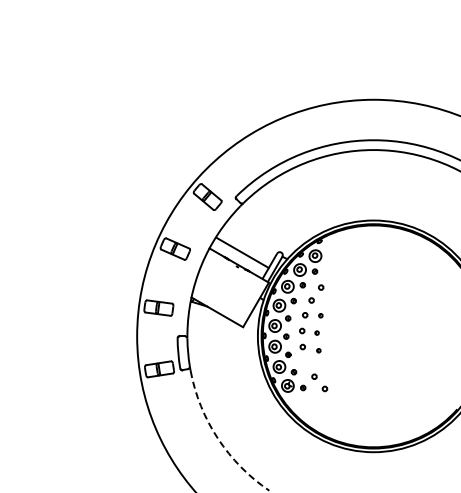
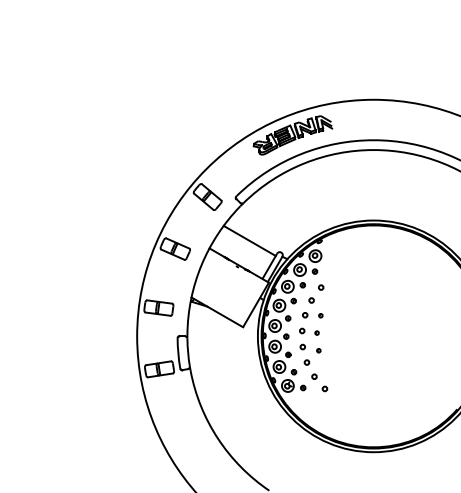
part: none -> present (292, 135)
line position: (242, 252) -> (249, 240) (249, 240)
circle: none -> present (306, 362)
arc: dashed -> solid (218, 438)
